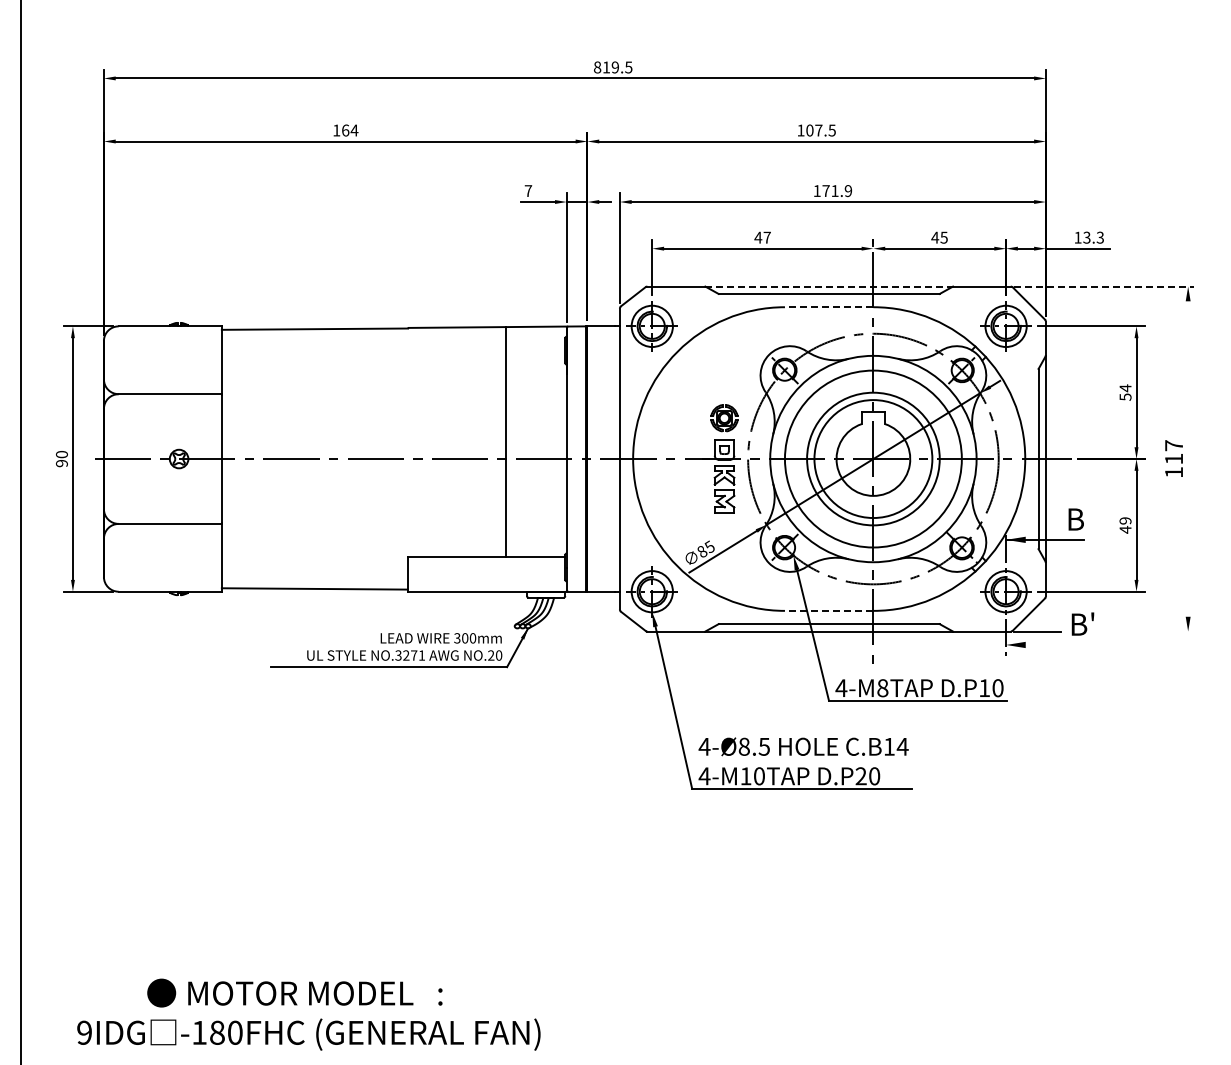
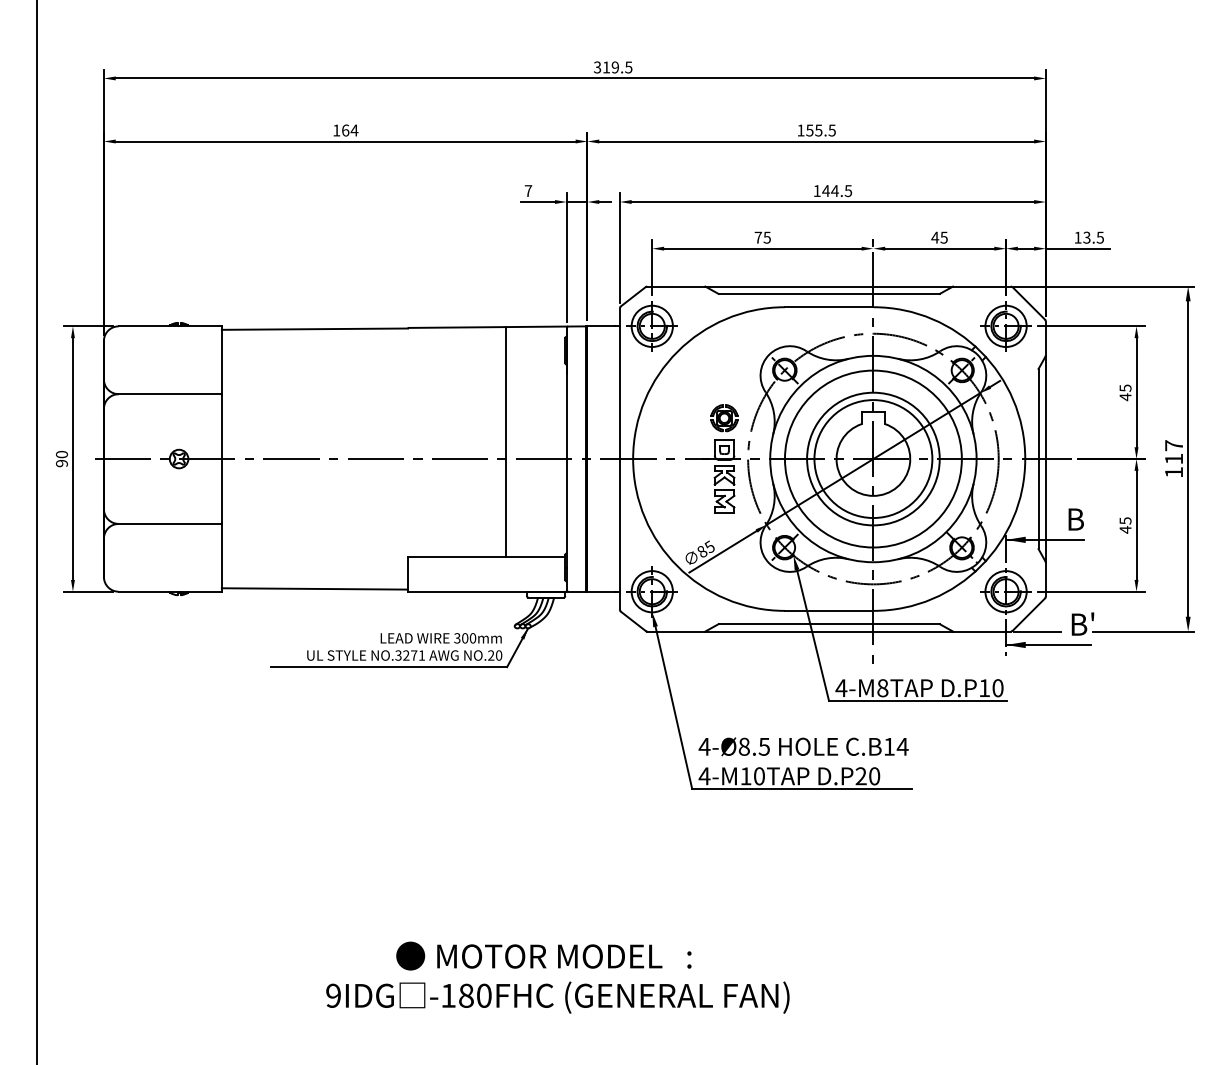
text: 819.5 -> 319.5 (597, 67)
text: 107.5 -> 155.5 (814, 130)
text: 171.9 -> 144.5 (837, 190)
text: 13.3 -> 13.5 (1100, 236)
text: 47 -> 75 (762, 237)
line: dashed -> solid (829, 286)
line: dashed -> solid (1104, 286)
line: dashed -> solid (828, 307)
text: 54 -> 45 (1125, 392)
line: none -> present (1188, 458)
text: 49 -> 45 (1125, 520)
line position: (20, 531) -> (36, 531) (36, 531)
line: dashed -> solid (828, 610)
line: none -> present (1143, 631)
line: none -> present (1048, 644)
text position: (308, 1014) -> (557, 977) (557, 977)
